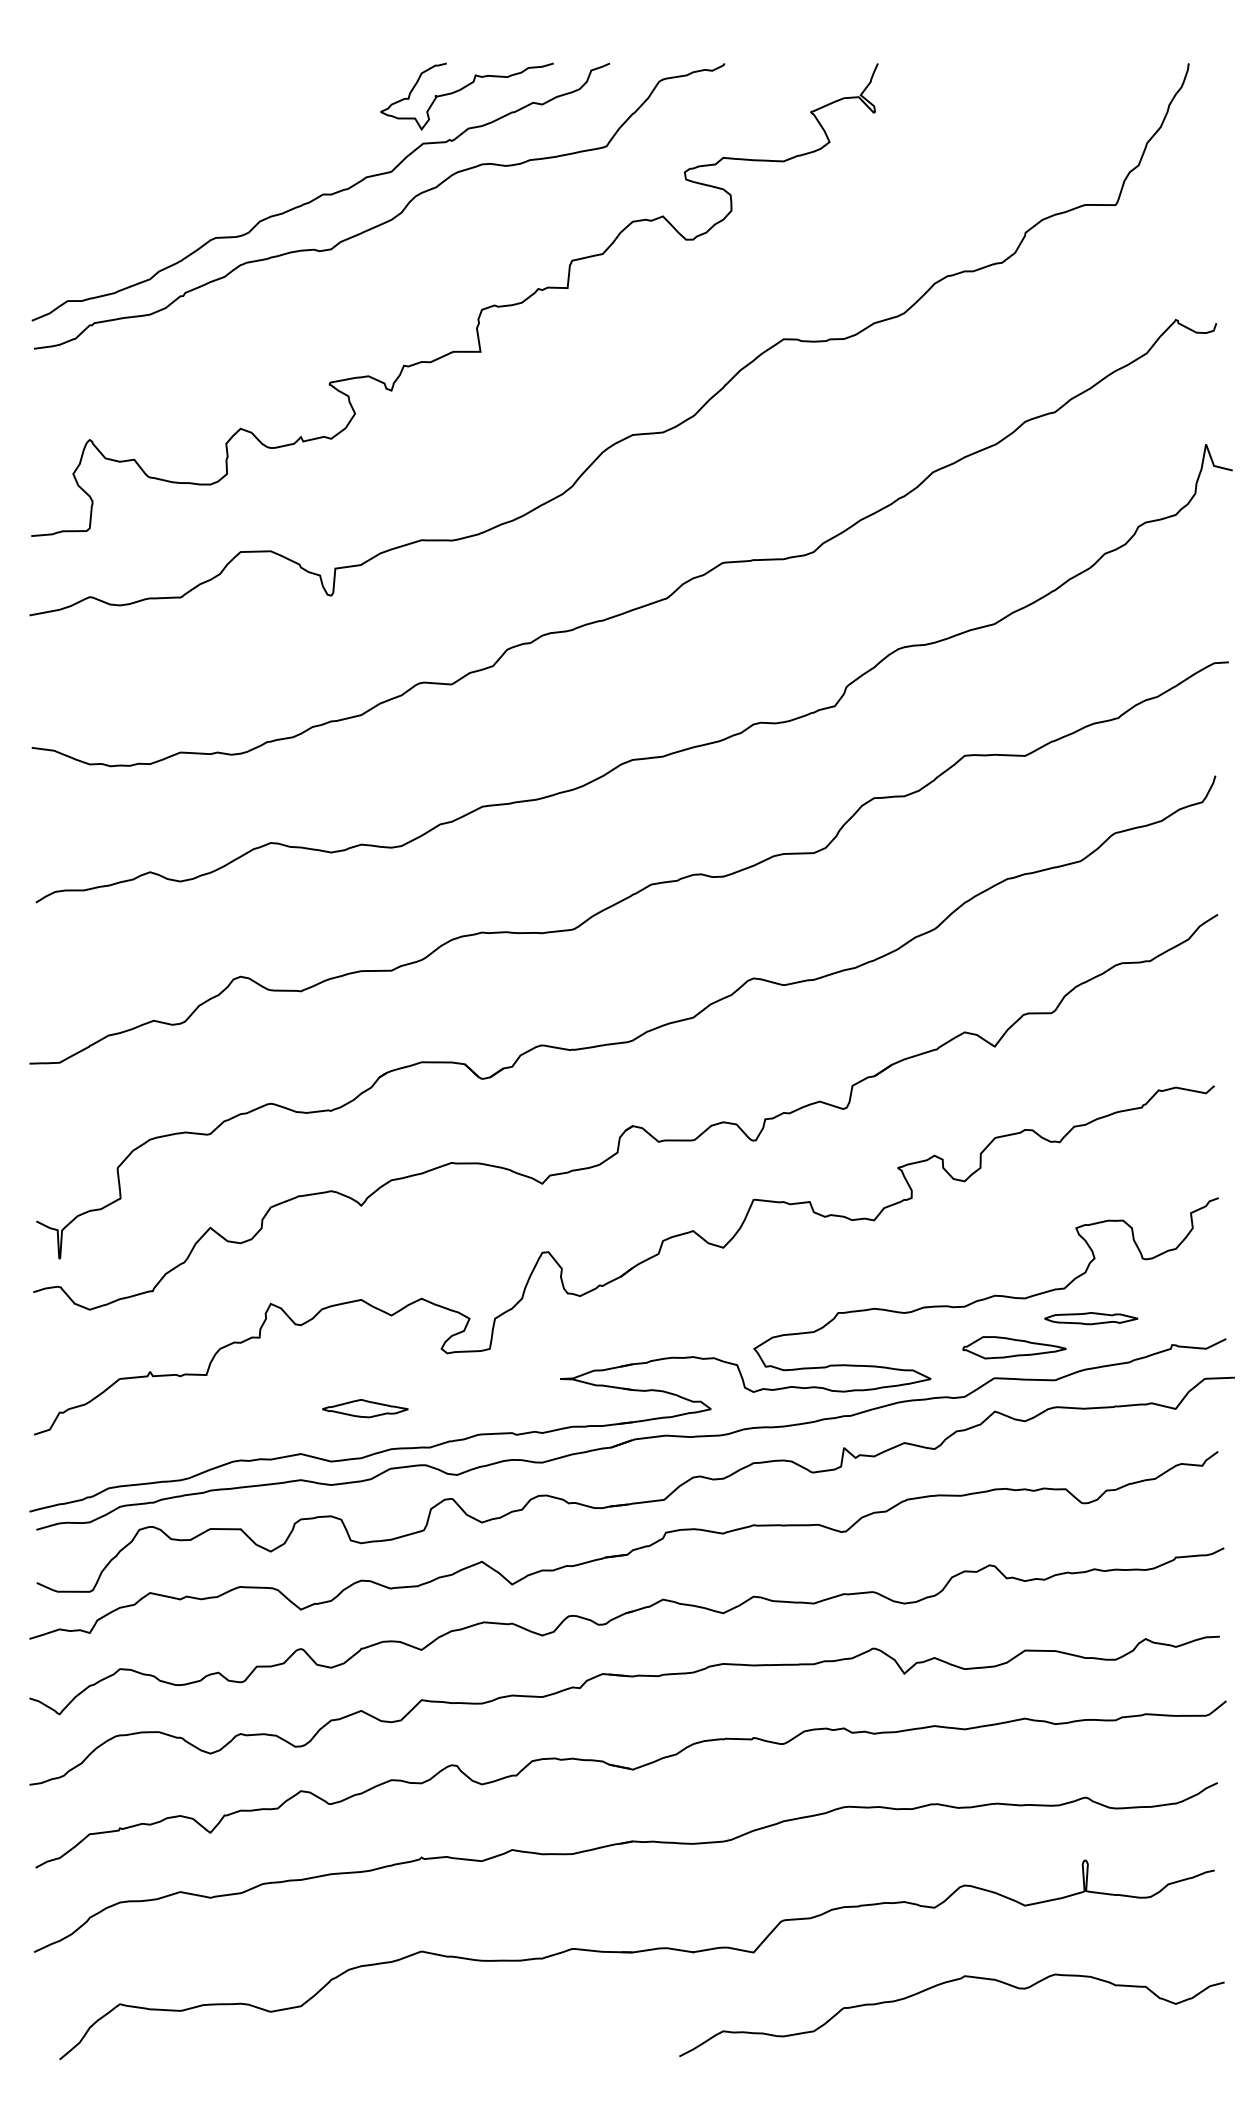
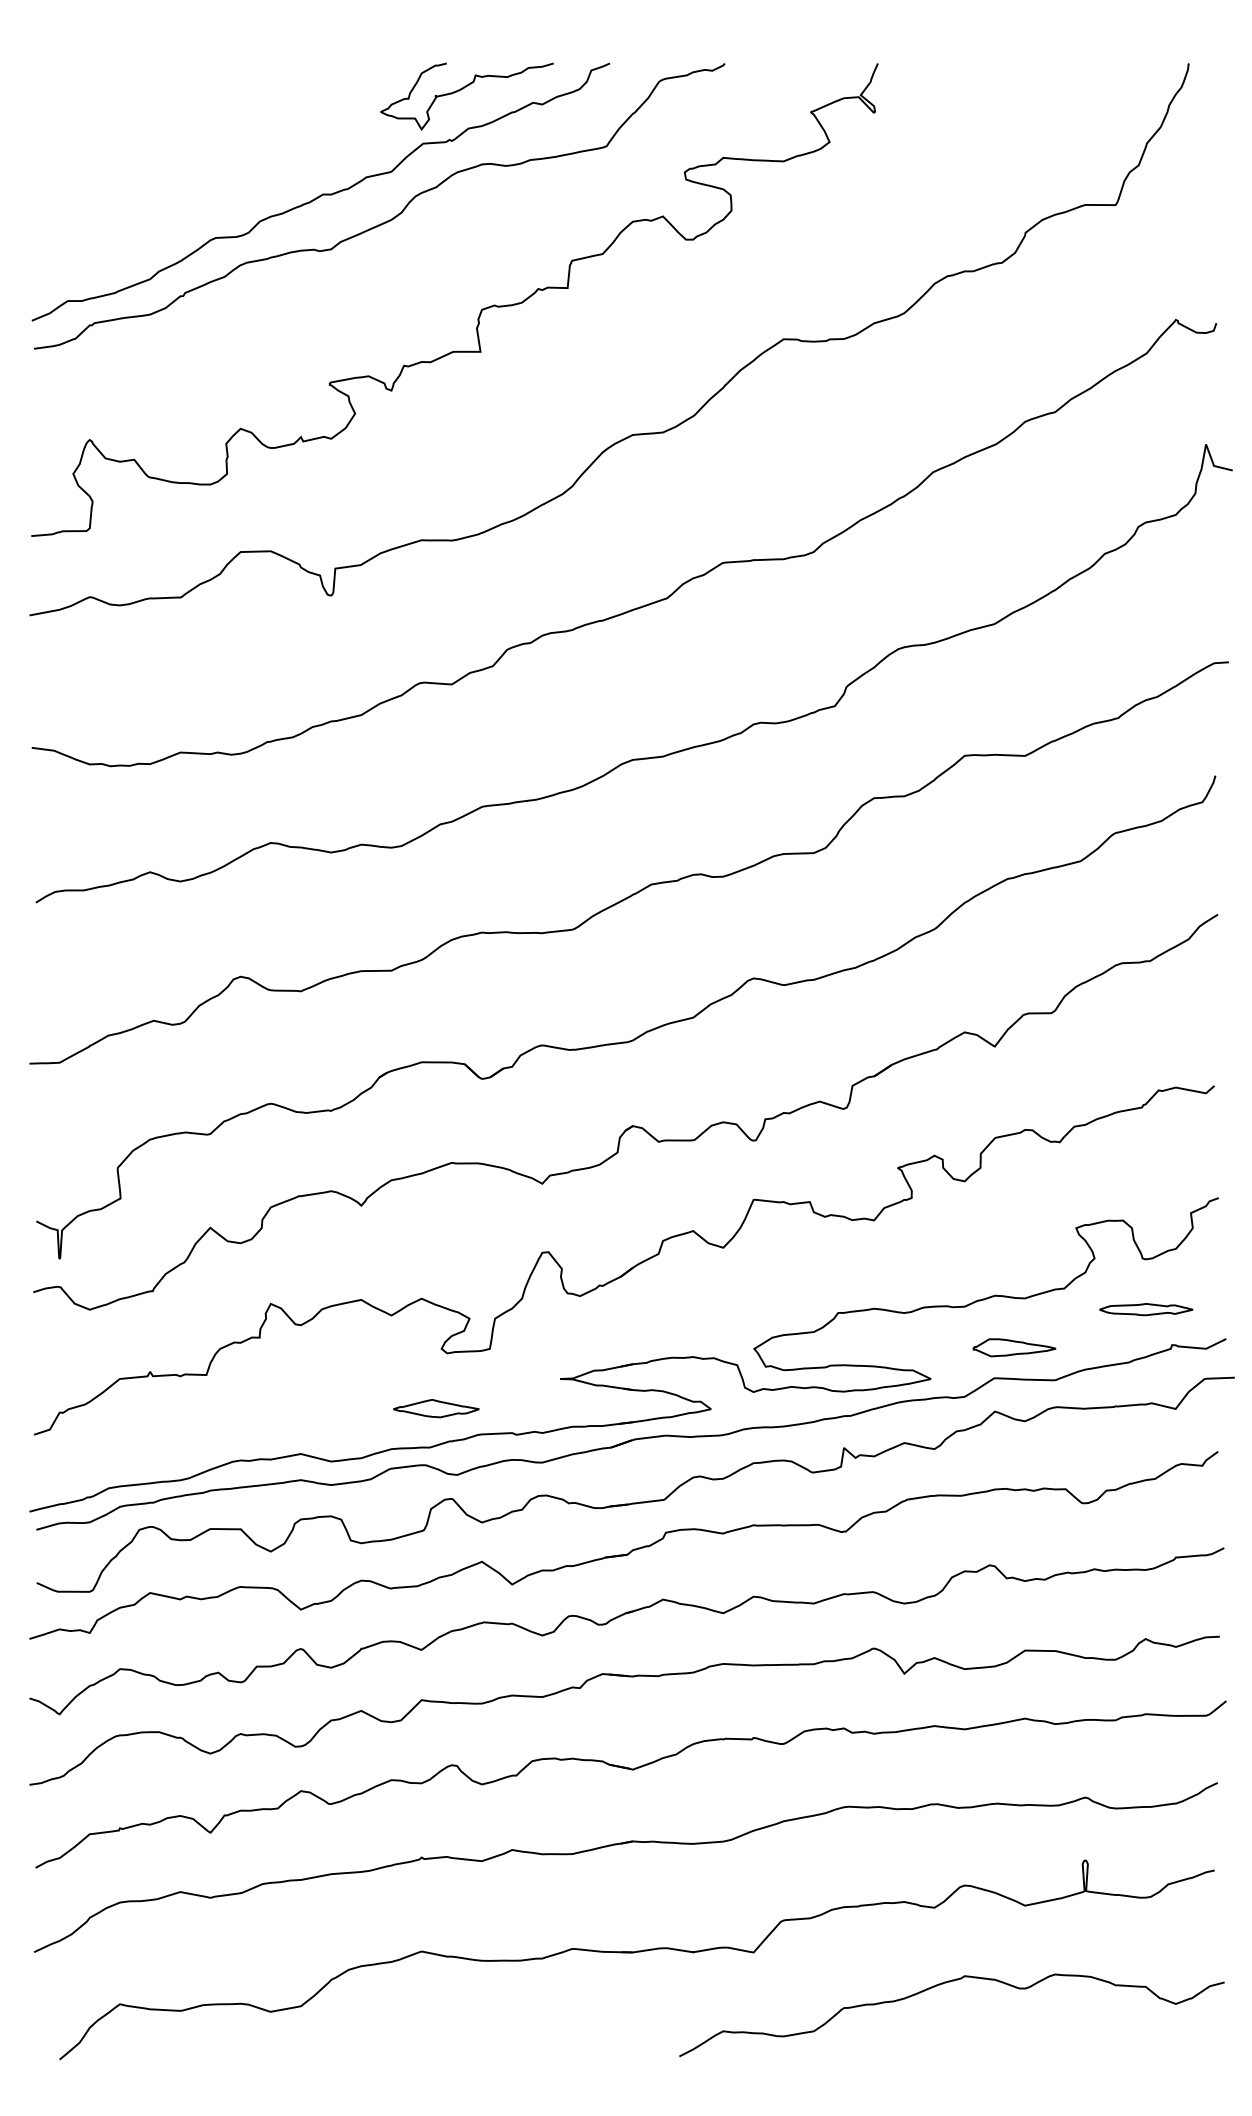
part position: (1091, 1318) -> (1146, 1309) (1146, 1309)
part size: 105x24 px -> 85x20 px (1014, 1347)
part position: (365, 1408) -> (436, 1408) (436, 1408)
